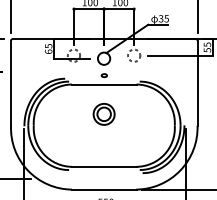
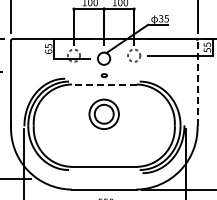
line: solid -> dashed (197, 82)
line: solid -> dashed (103, 84)
part size: 24x23 px -> 32x32 px (103, 113)
